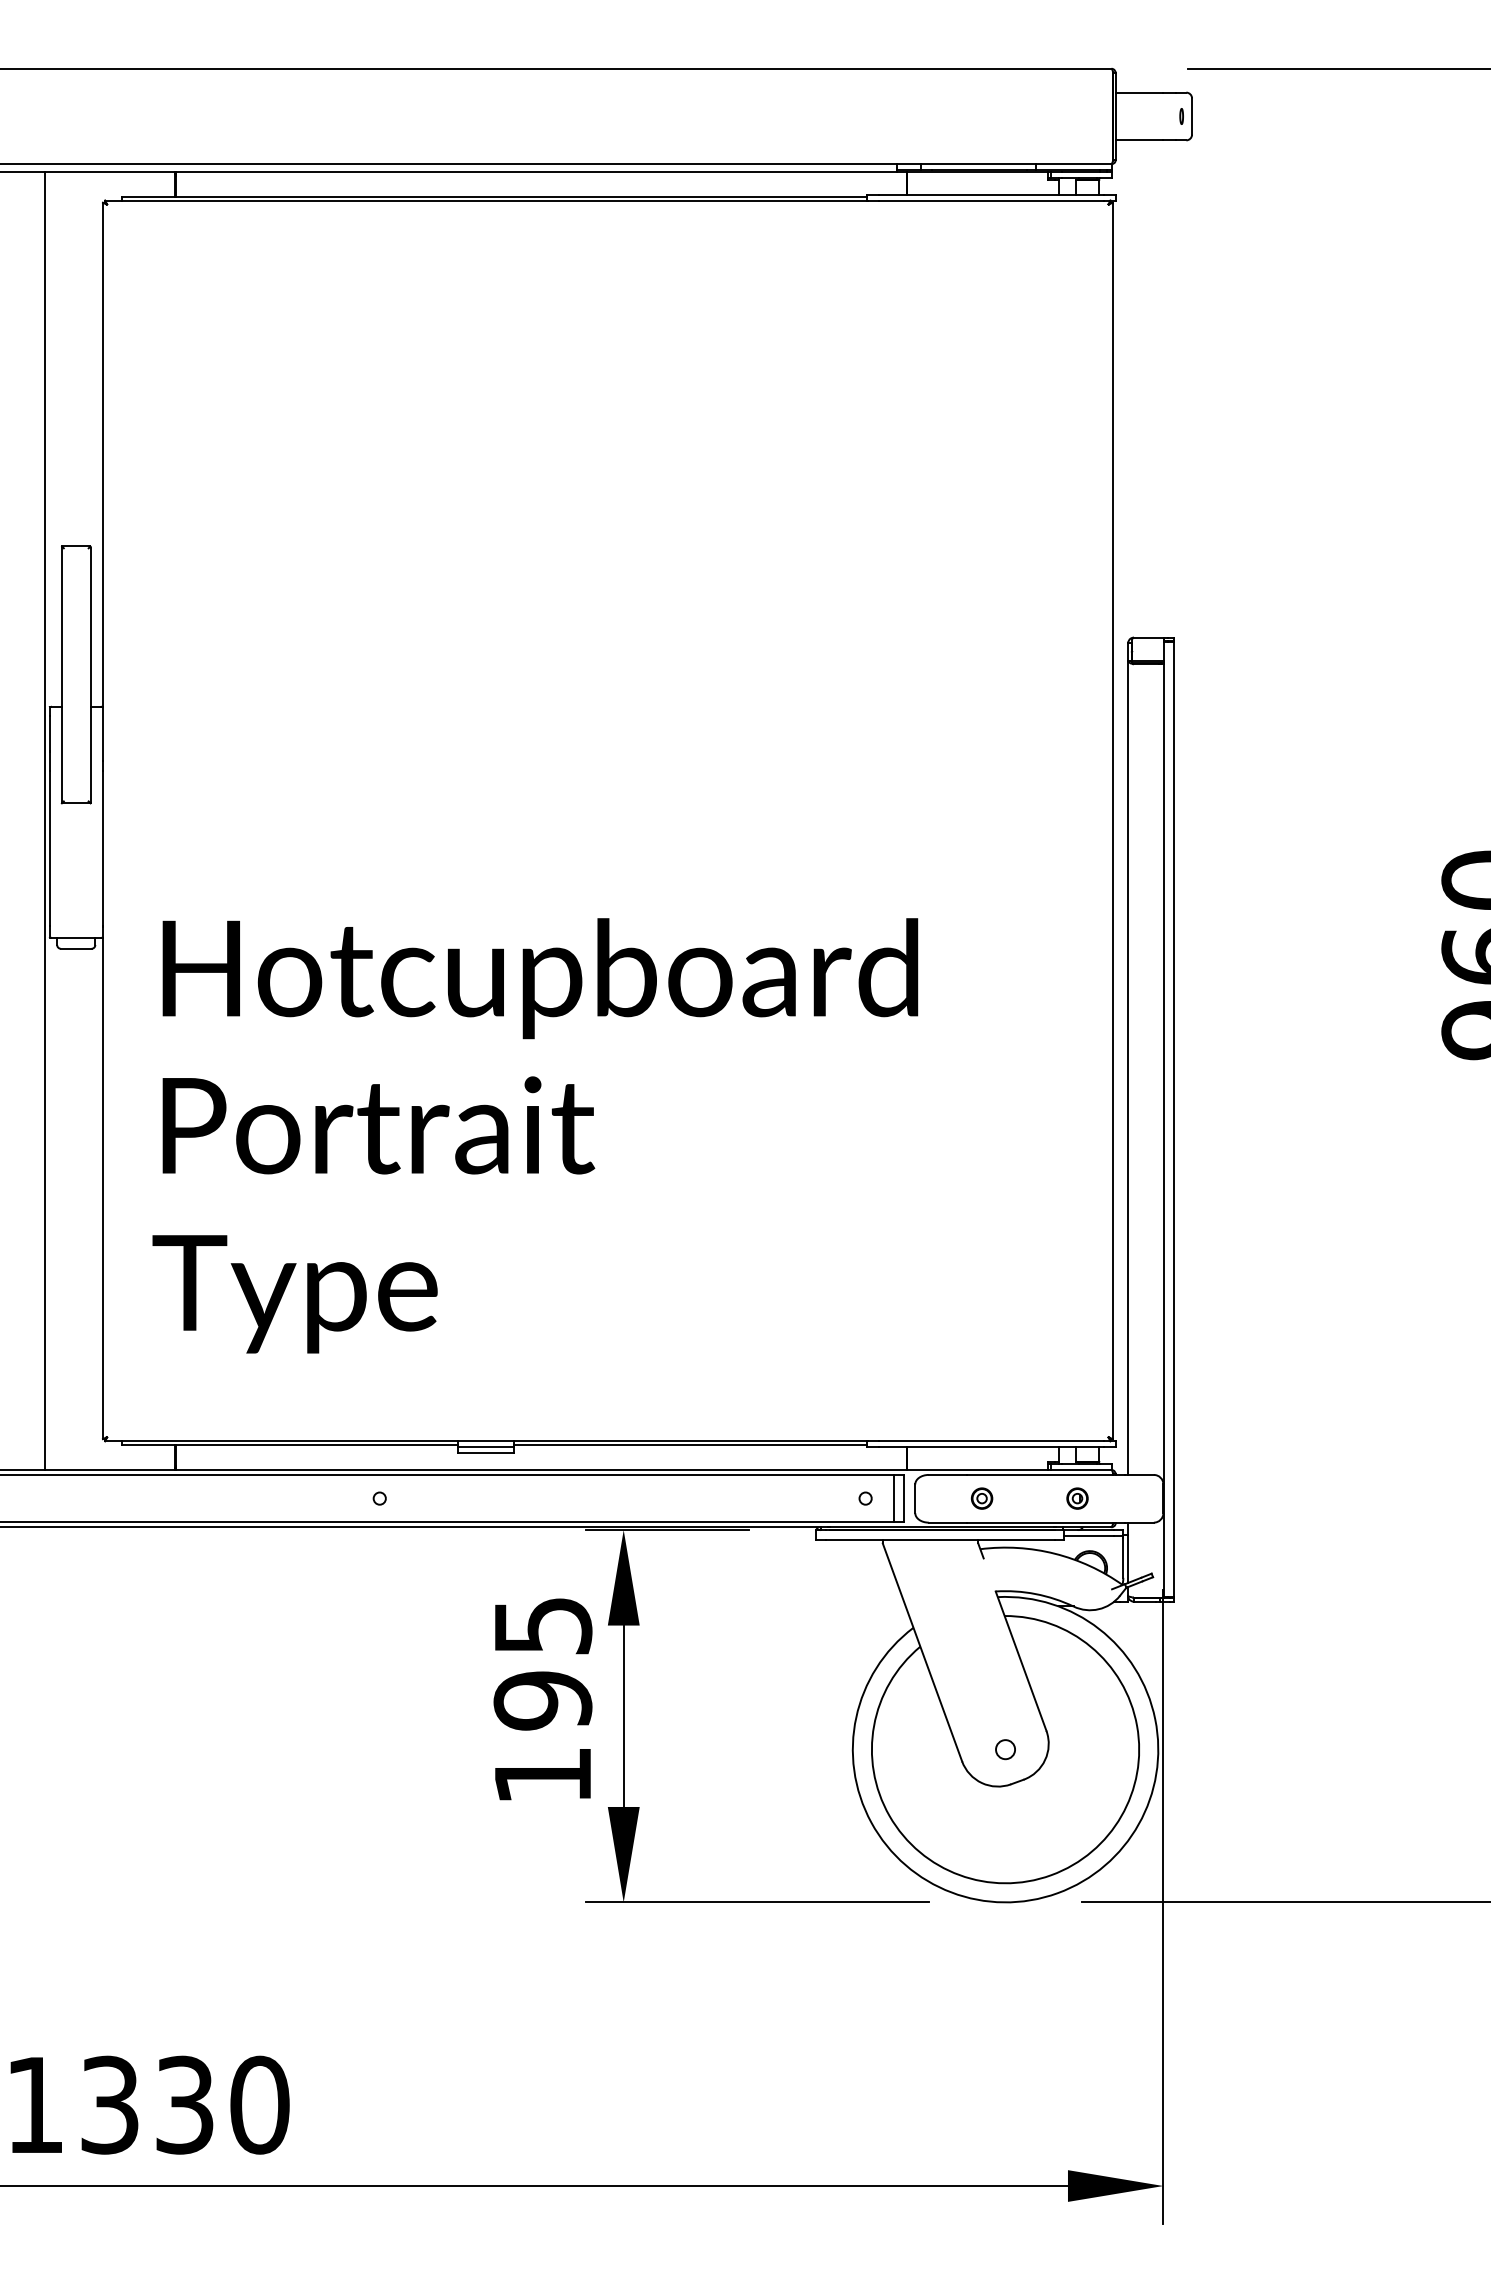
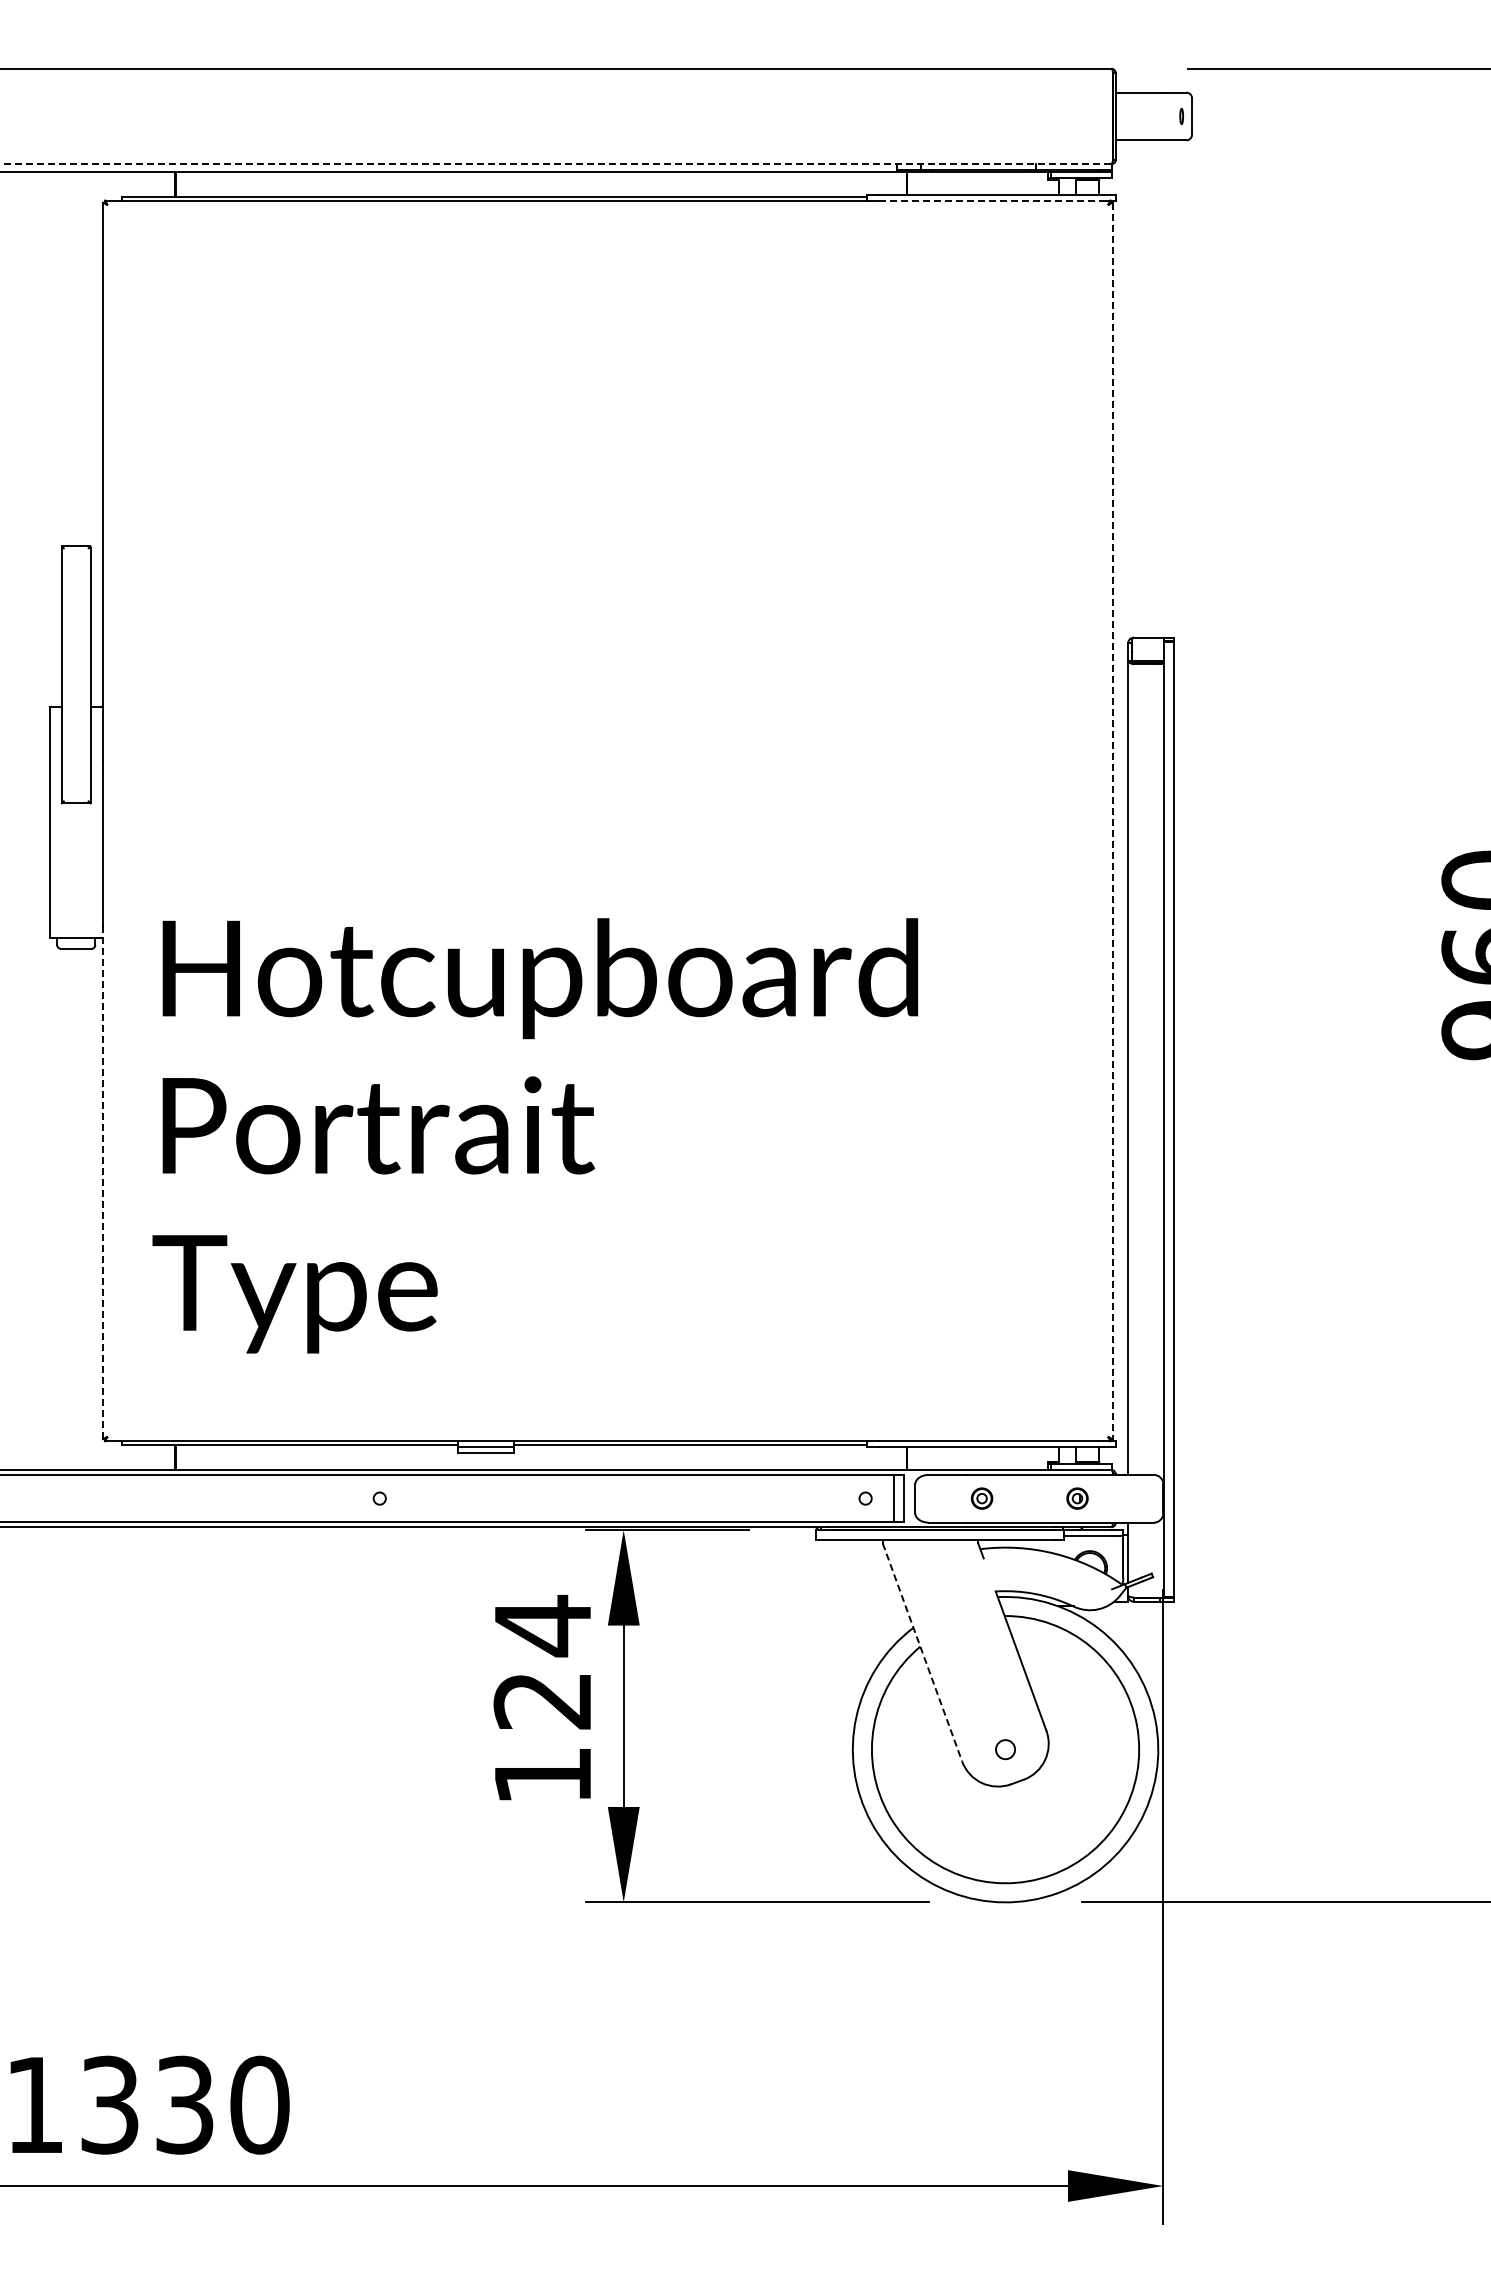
line: solid -> dashed (555, 164)
line: solid -> dashed (991, 200)
line: present -> none (44, 820)
line: solid -> dashed (1112, 821)
line: solid -> dashed (102, 1182)
line: solid -> dashed (922, 1652)
text: 195 -> 124 (542, 1662)
